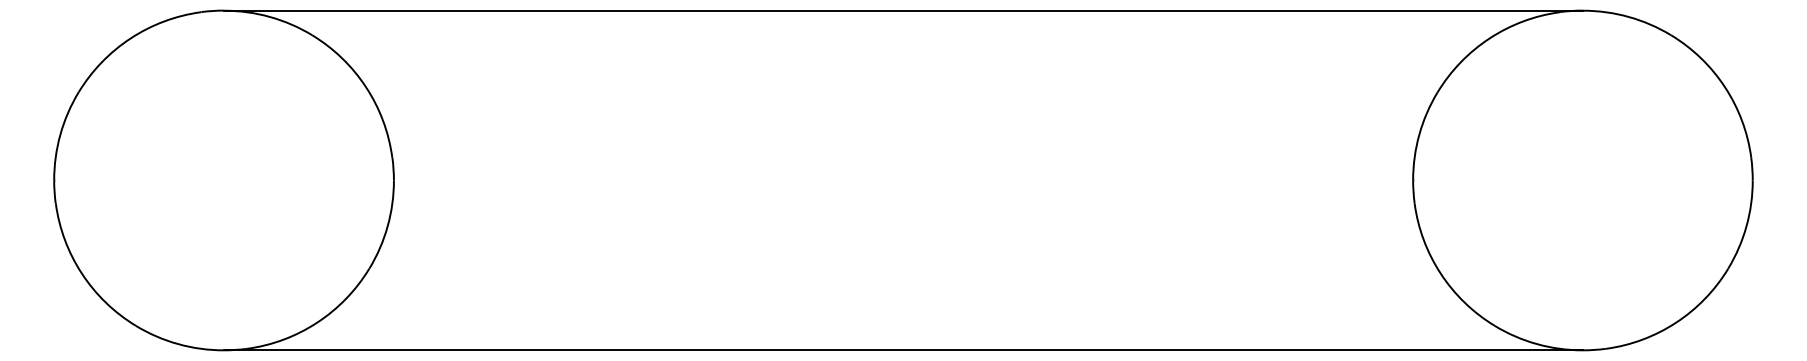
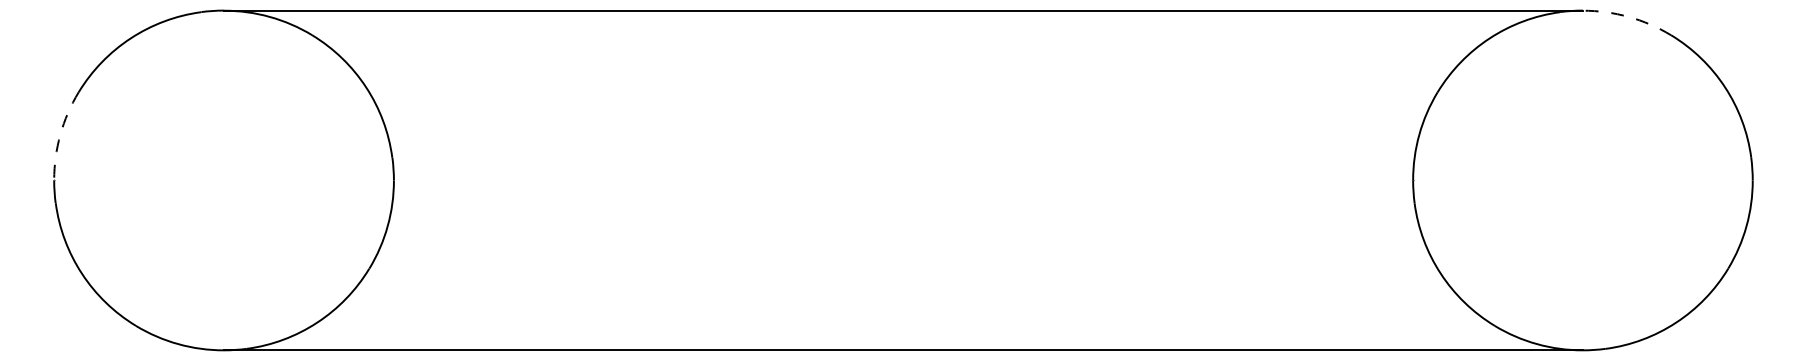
arc: solid -> dashed (1628, 16)
arc: solid -> dashed (60, 134)
